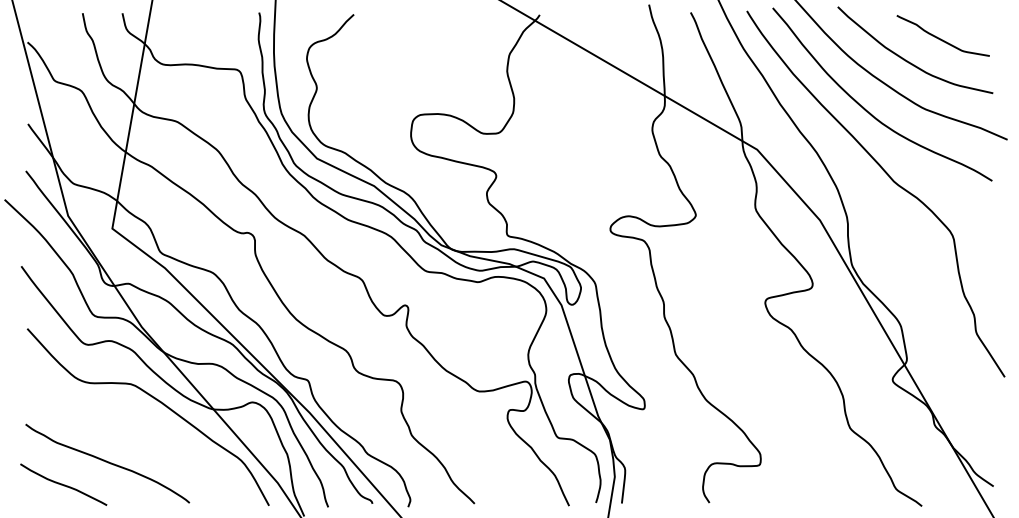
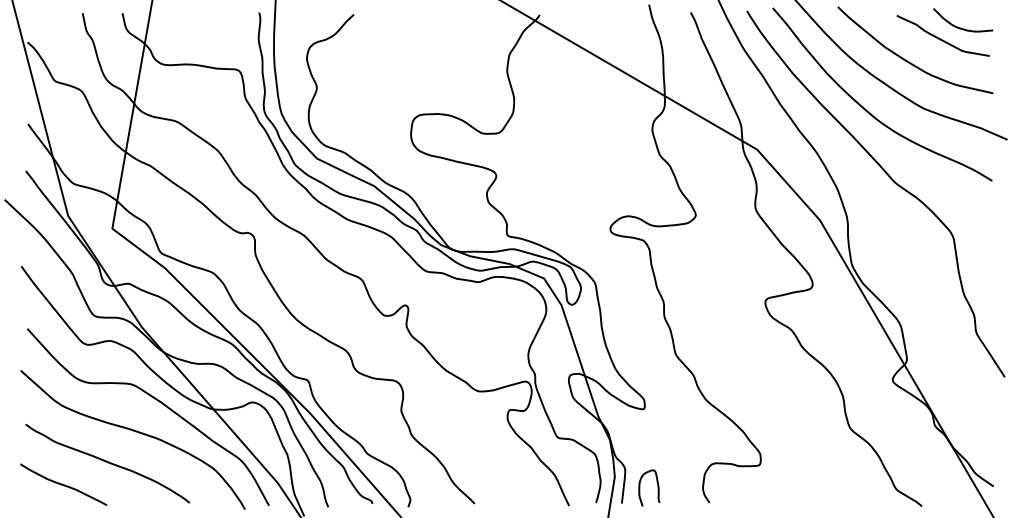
curve: none -> present (961, 27)
curve: none -> present (135, 432)
curve: none -> present (657, 487)
